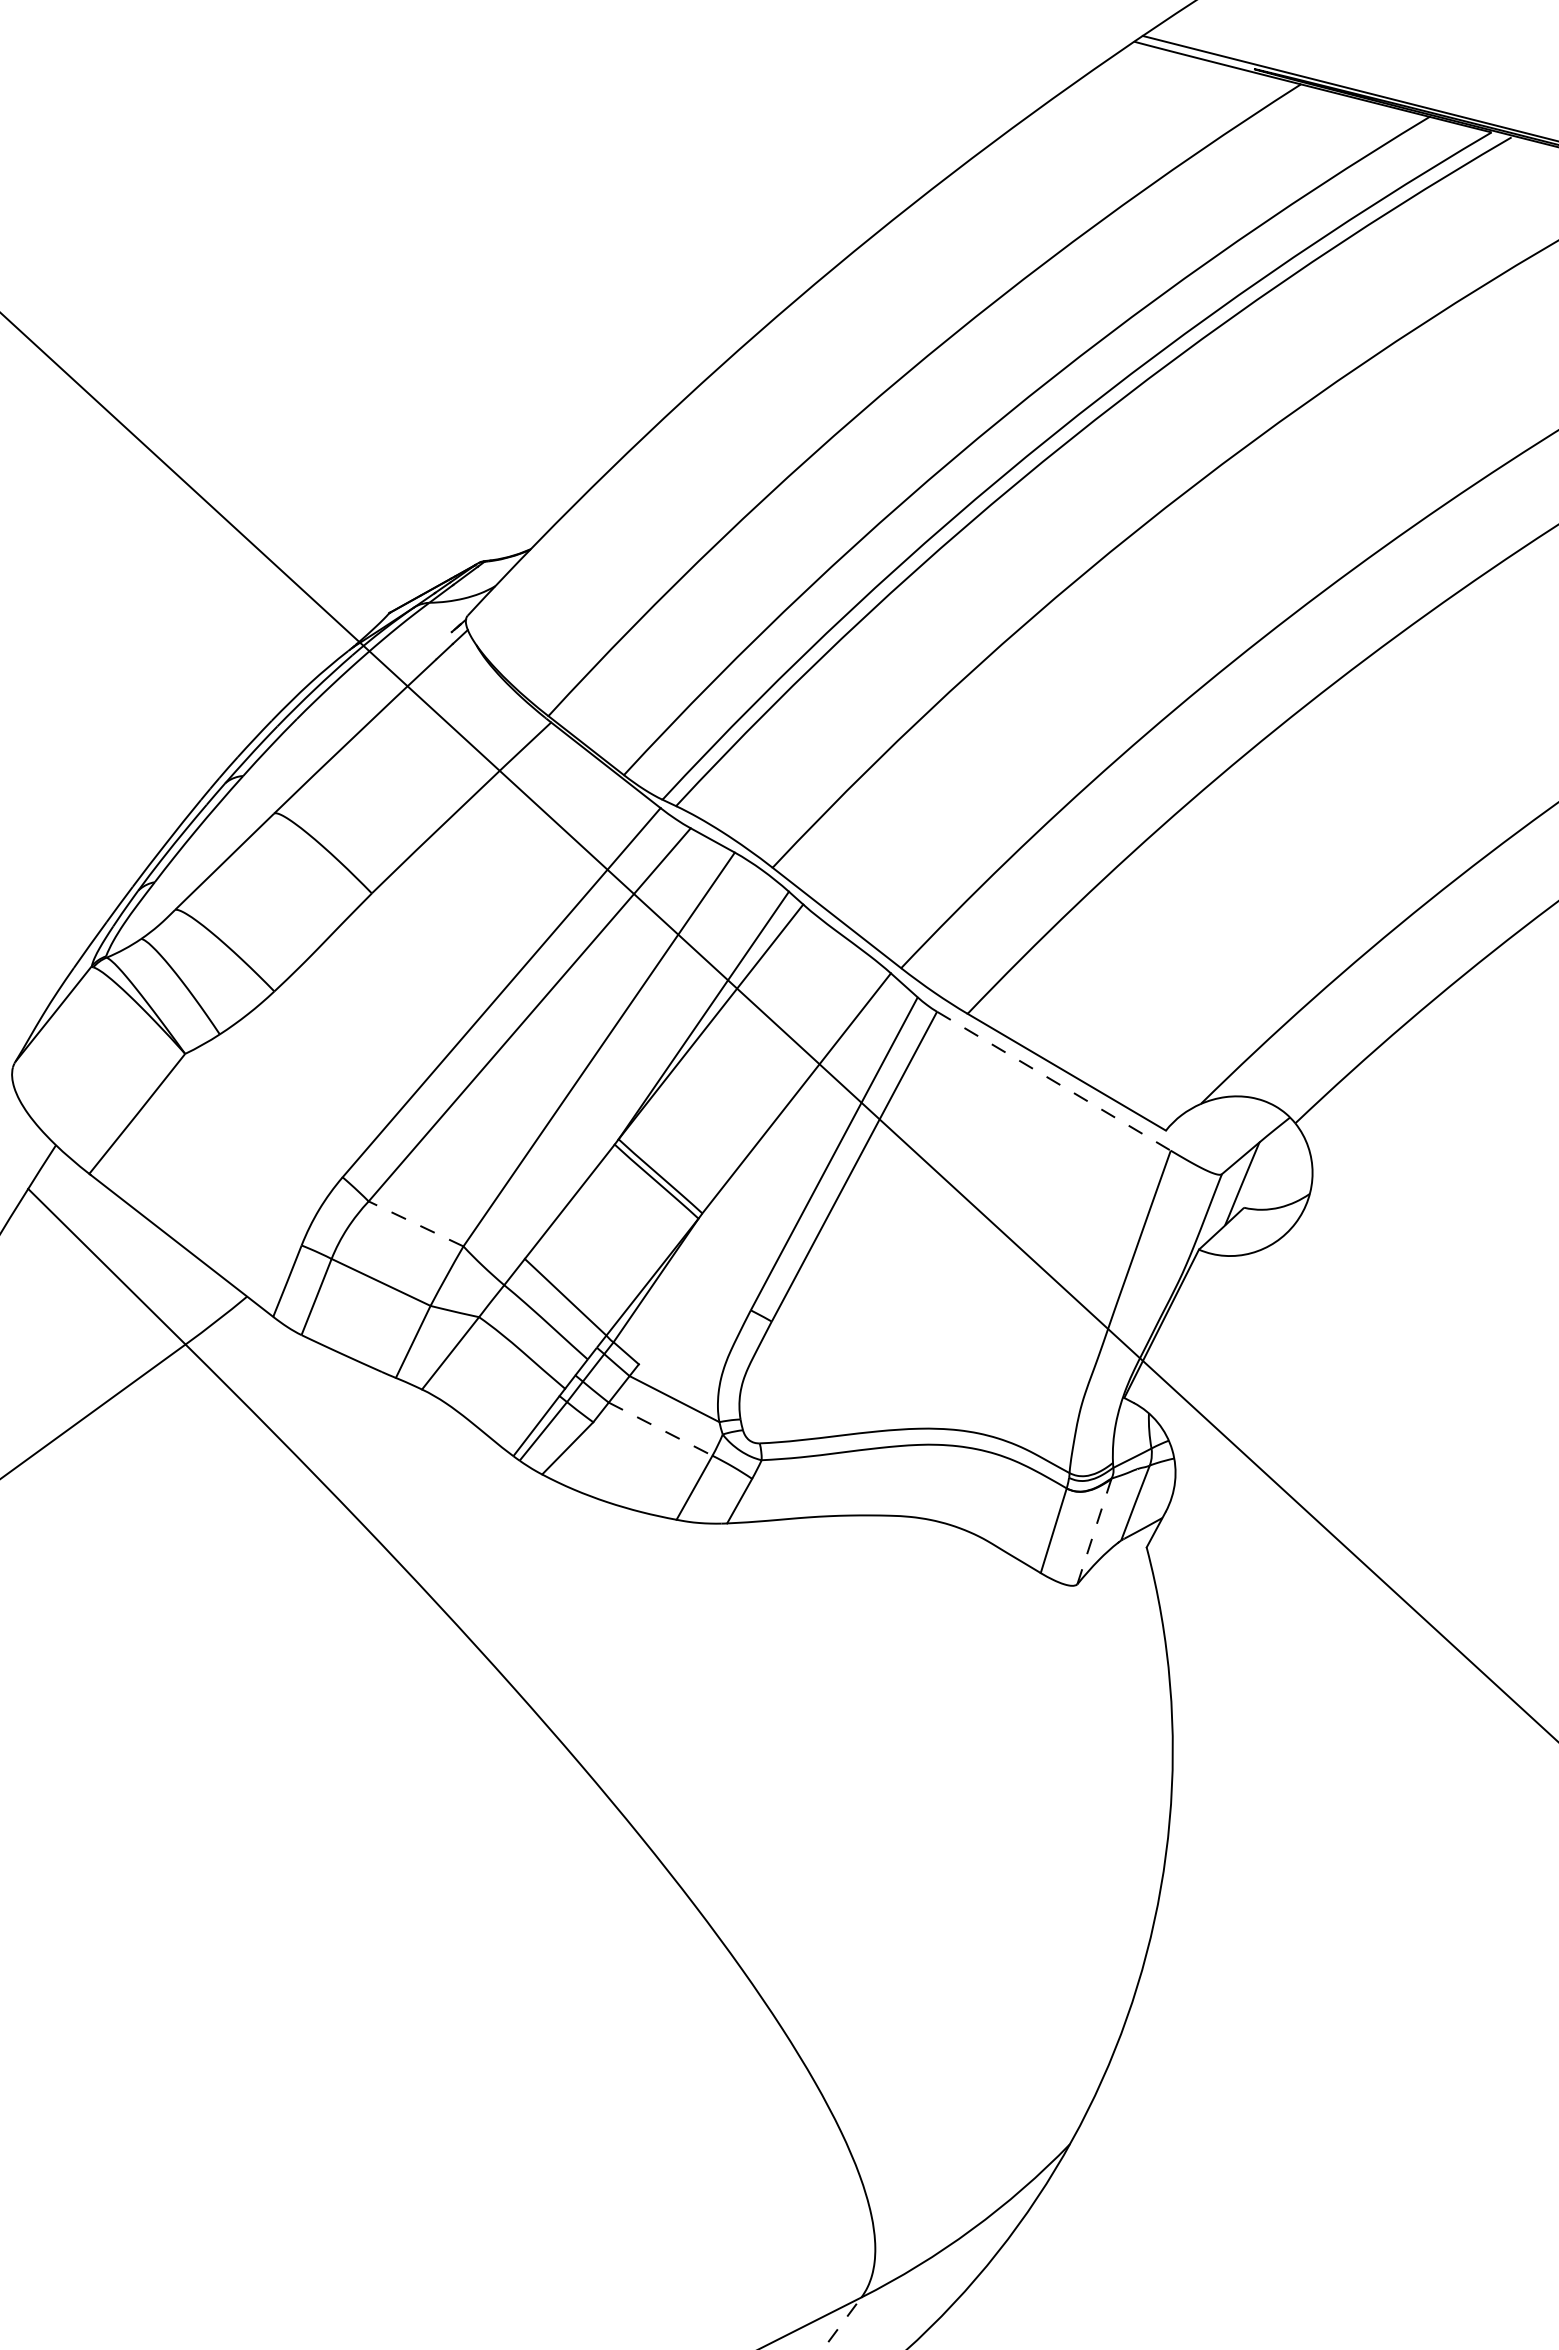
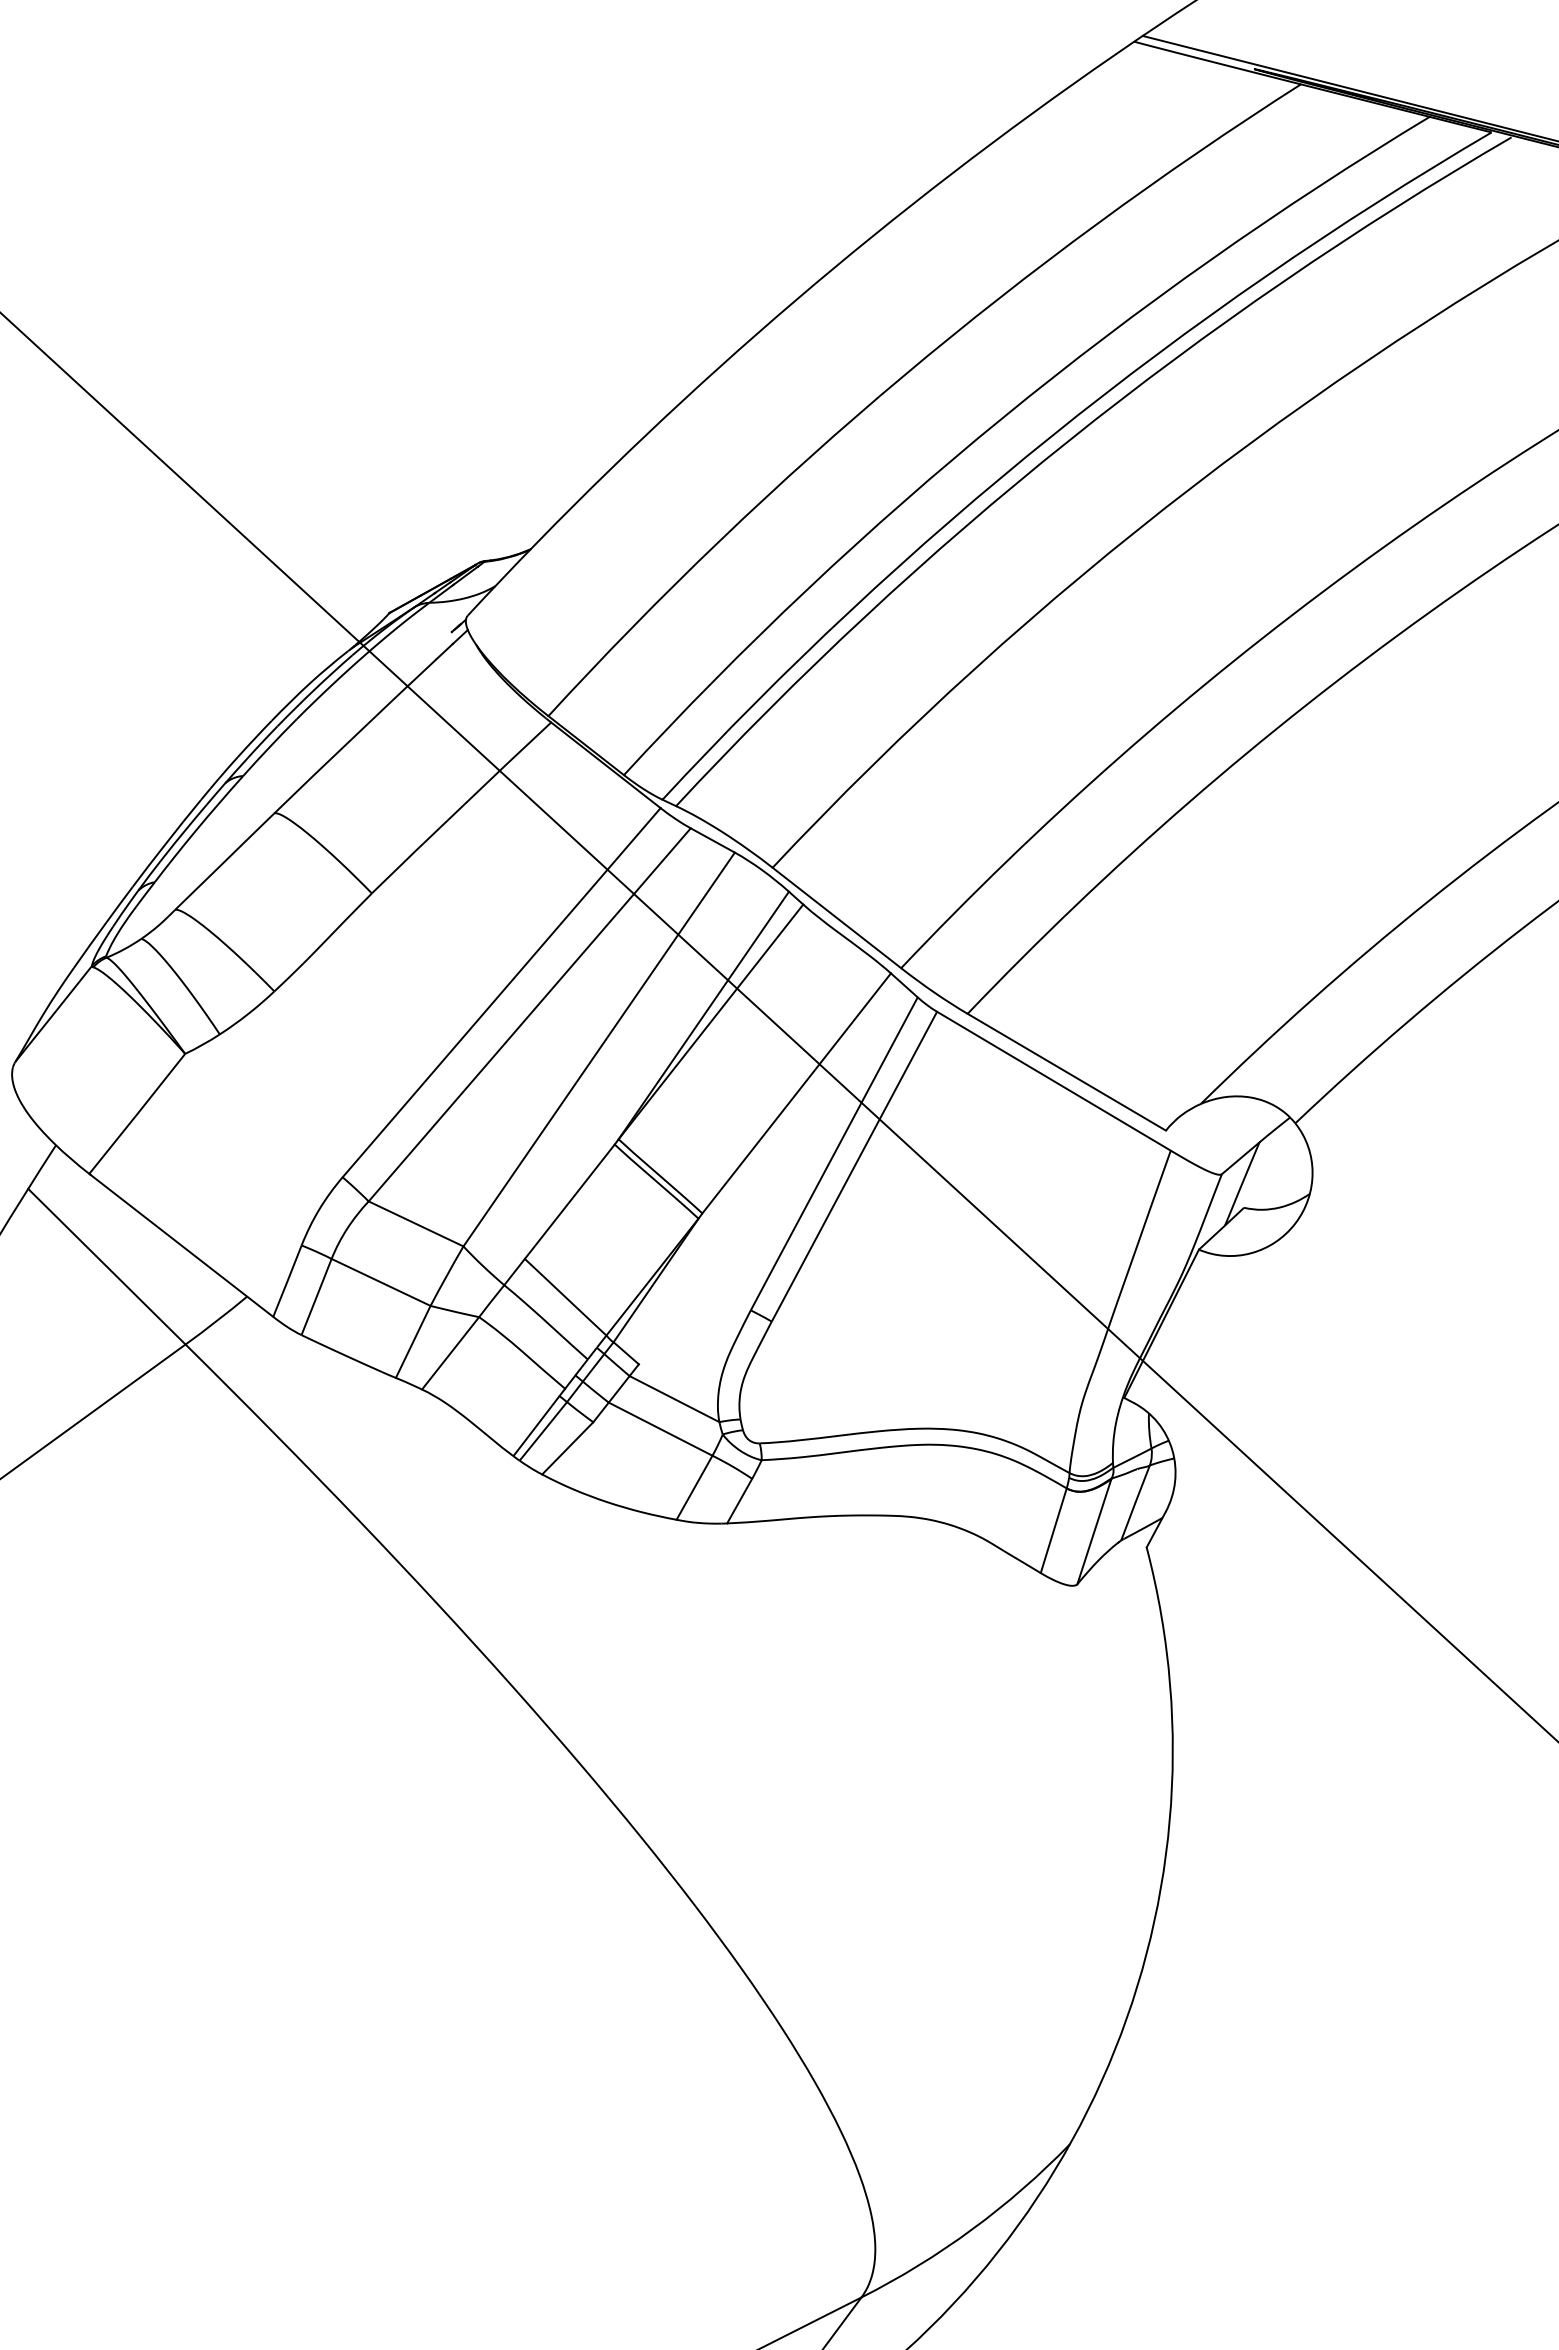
line: dashed -> solid (1053, 1081)
line: dashed -> solid (415, 1223)
line: dashed -> solid (661, 1429)
line: dashed -> solid (1094, 1532)
line: dashed -> solid (842, 2323)
